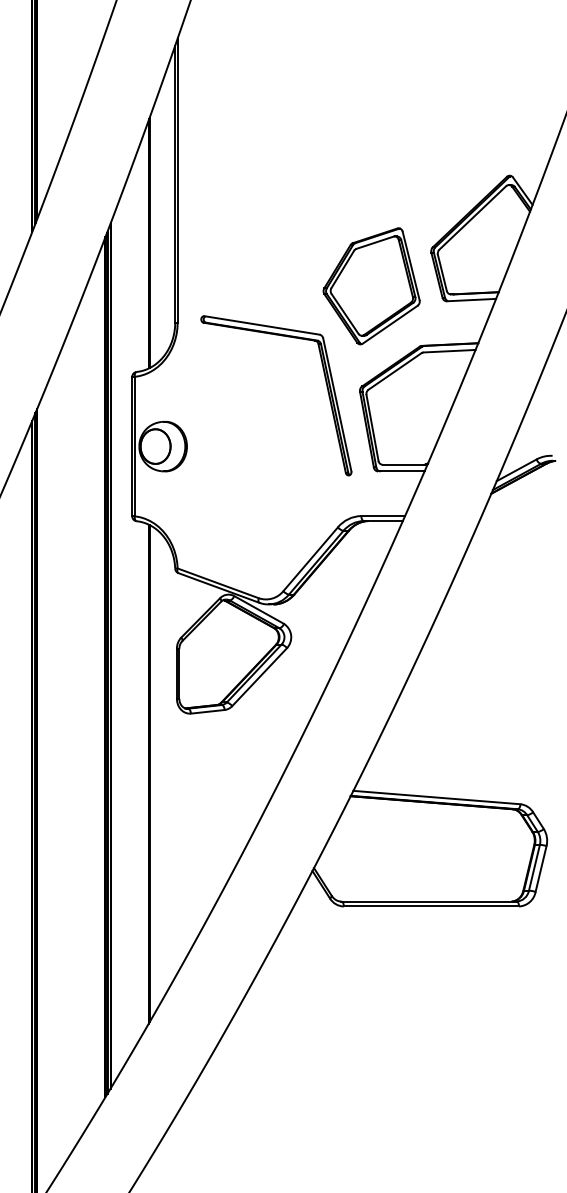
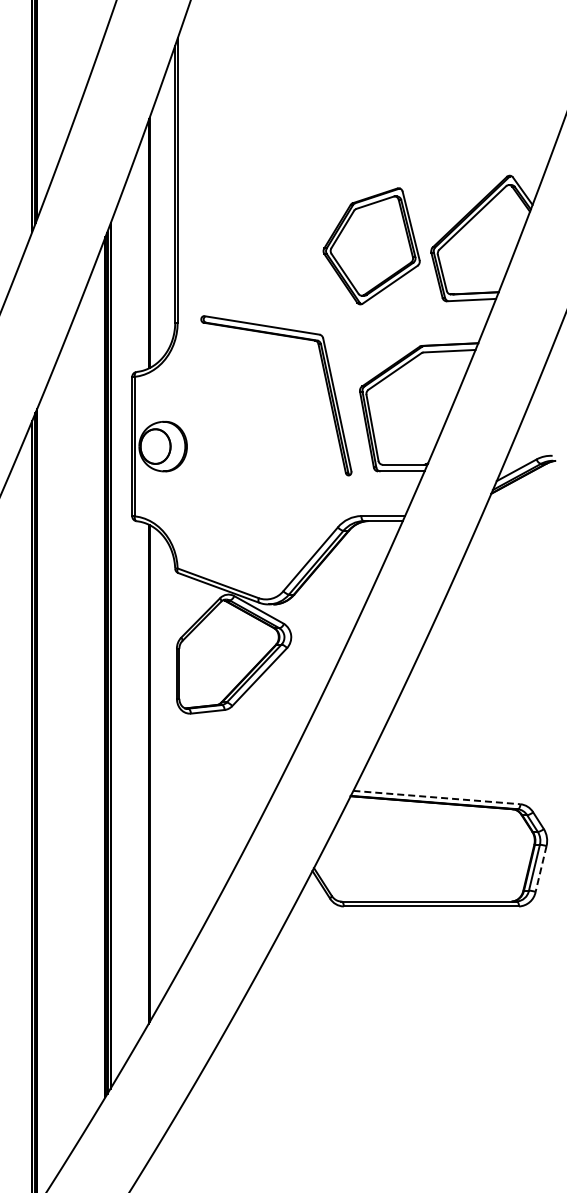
part position: (371, 286) -> (371, 246) (371, 246)
line: solid -> dashed (436, 797)
line: solid -> dashed (541, 868)
